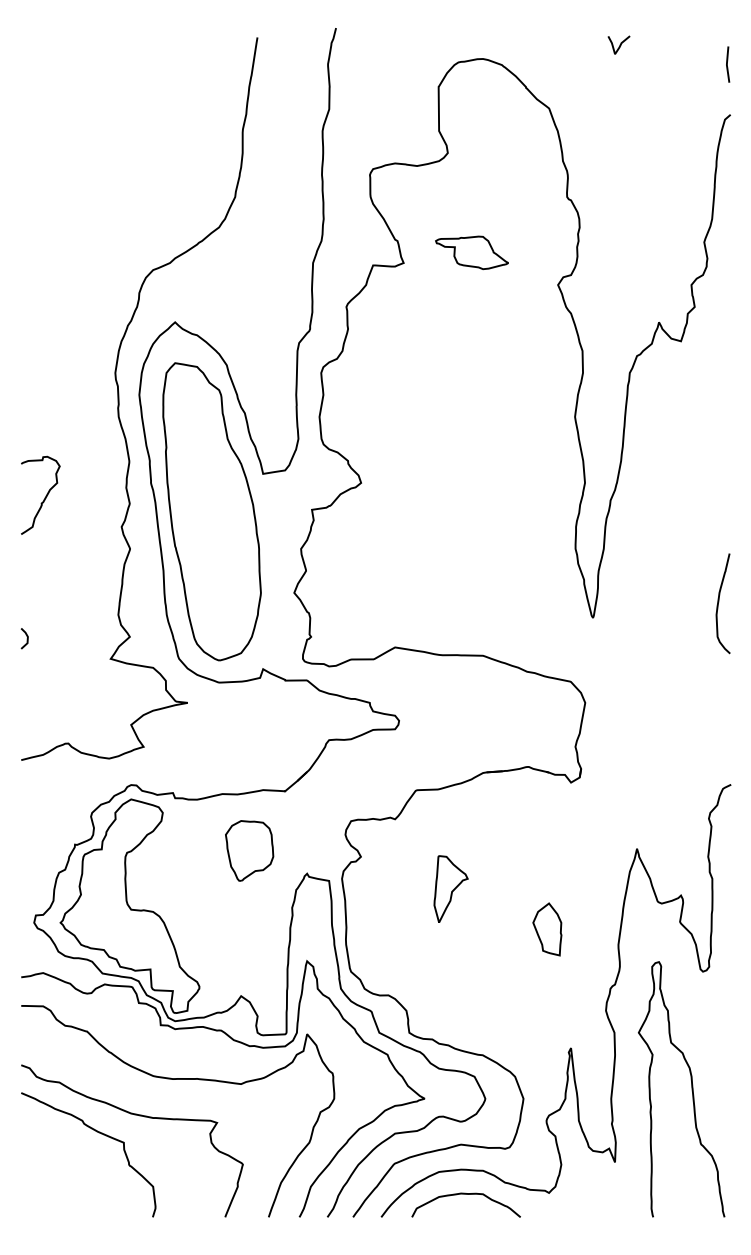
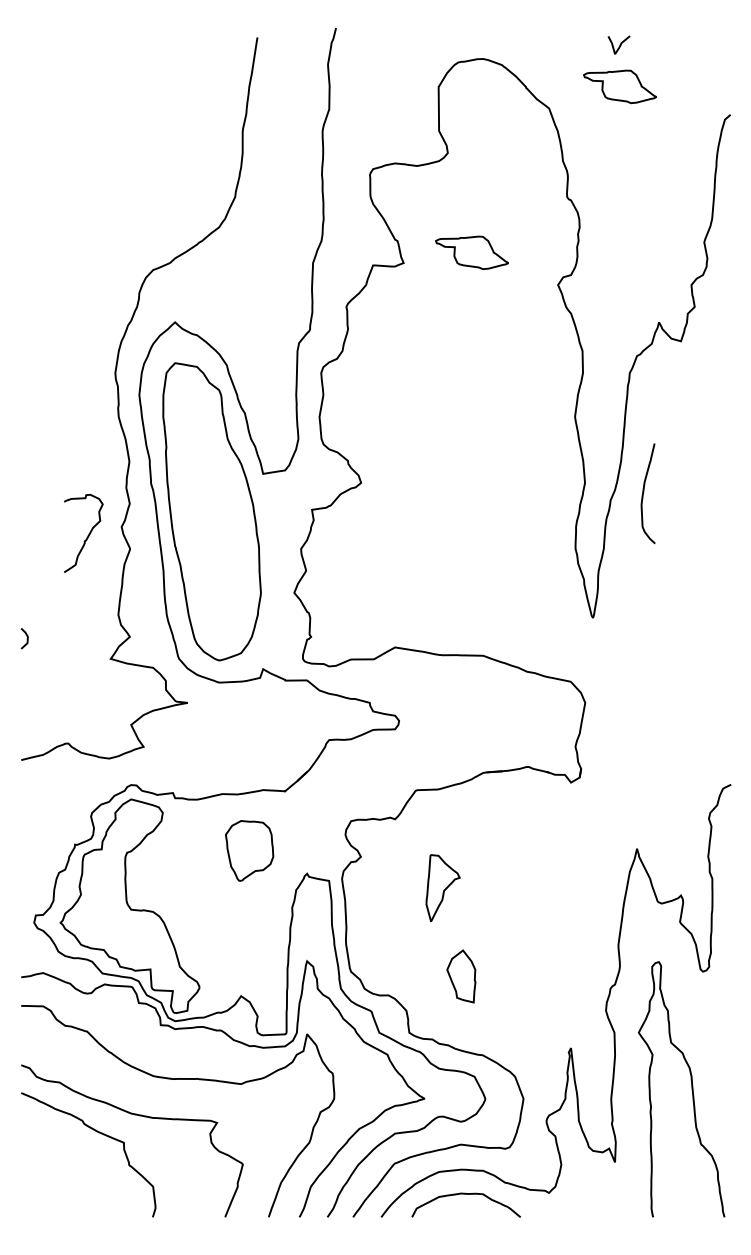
line: present -> none (727, 64)
part: none -> present (619, 86)
curve position: (44, 497) -> (87, 535) (87, 535)
curve position: (719, 602) -> (644, 492) (644, 492)
part position: (450, 888) -> (442, 887) (442, 887)
part position: (547, 929) -> (461, 976) (461, 976)
